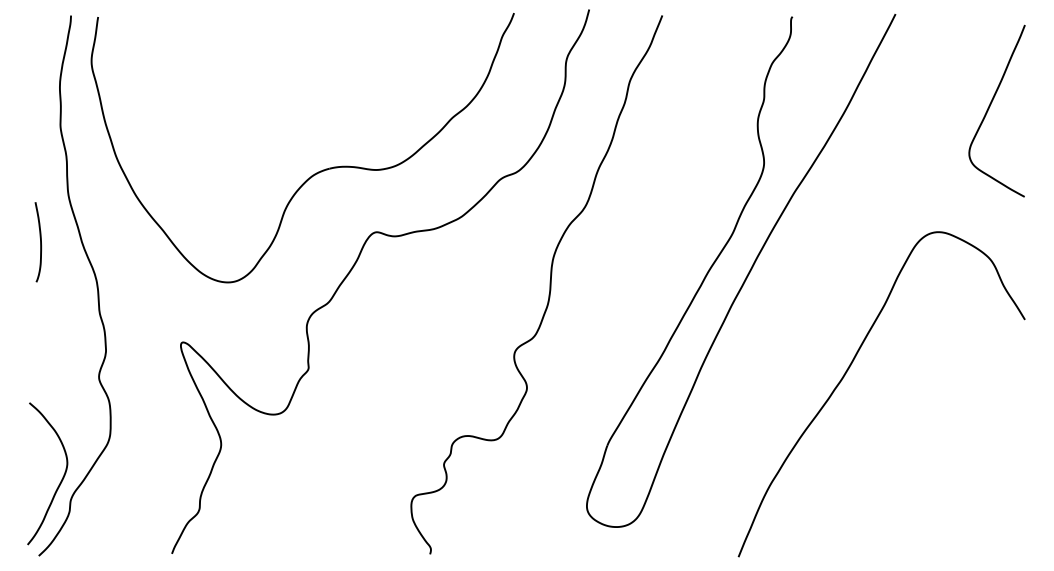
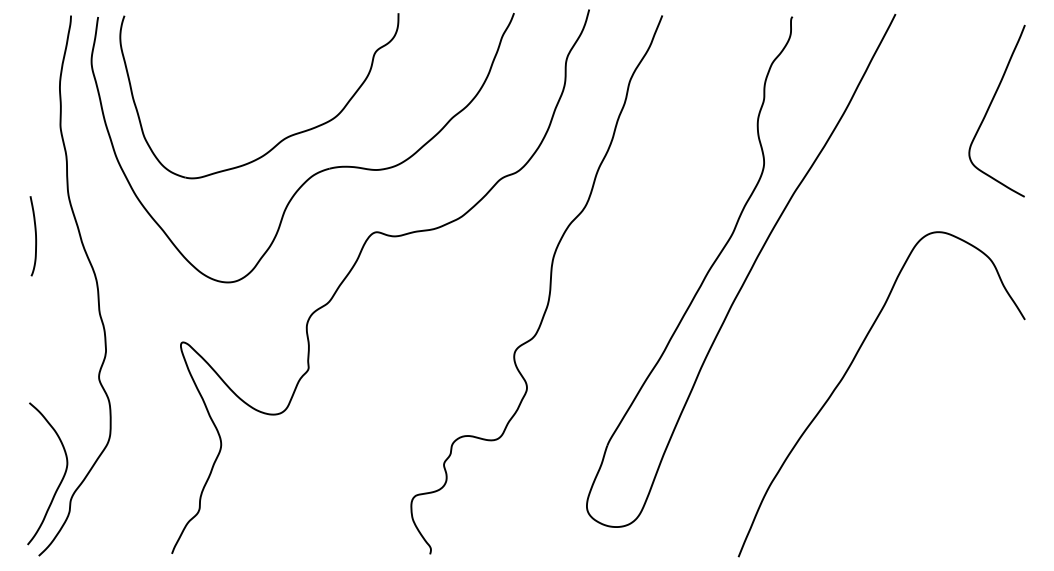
part: none -> present (286, 136)
curve position: (40, 242) -> (35, 236) (35, 236)
